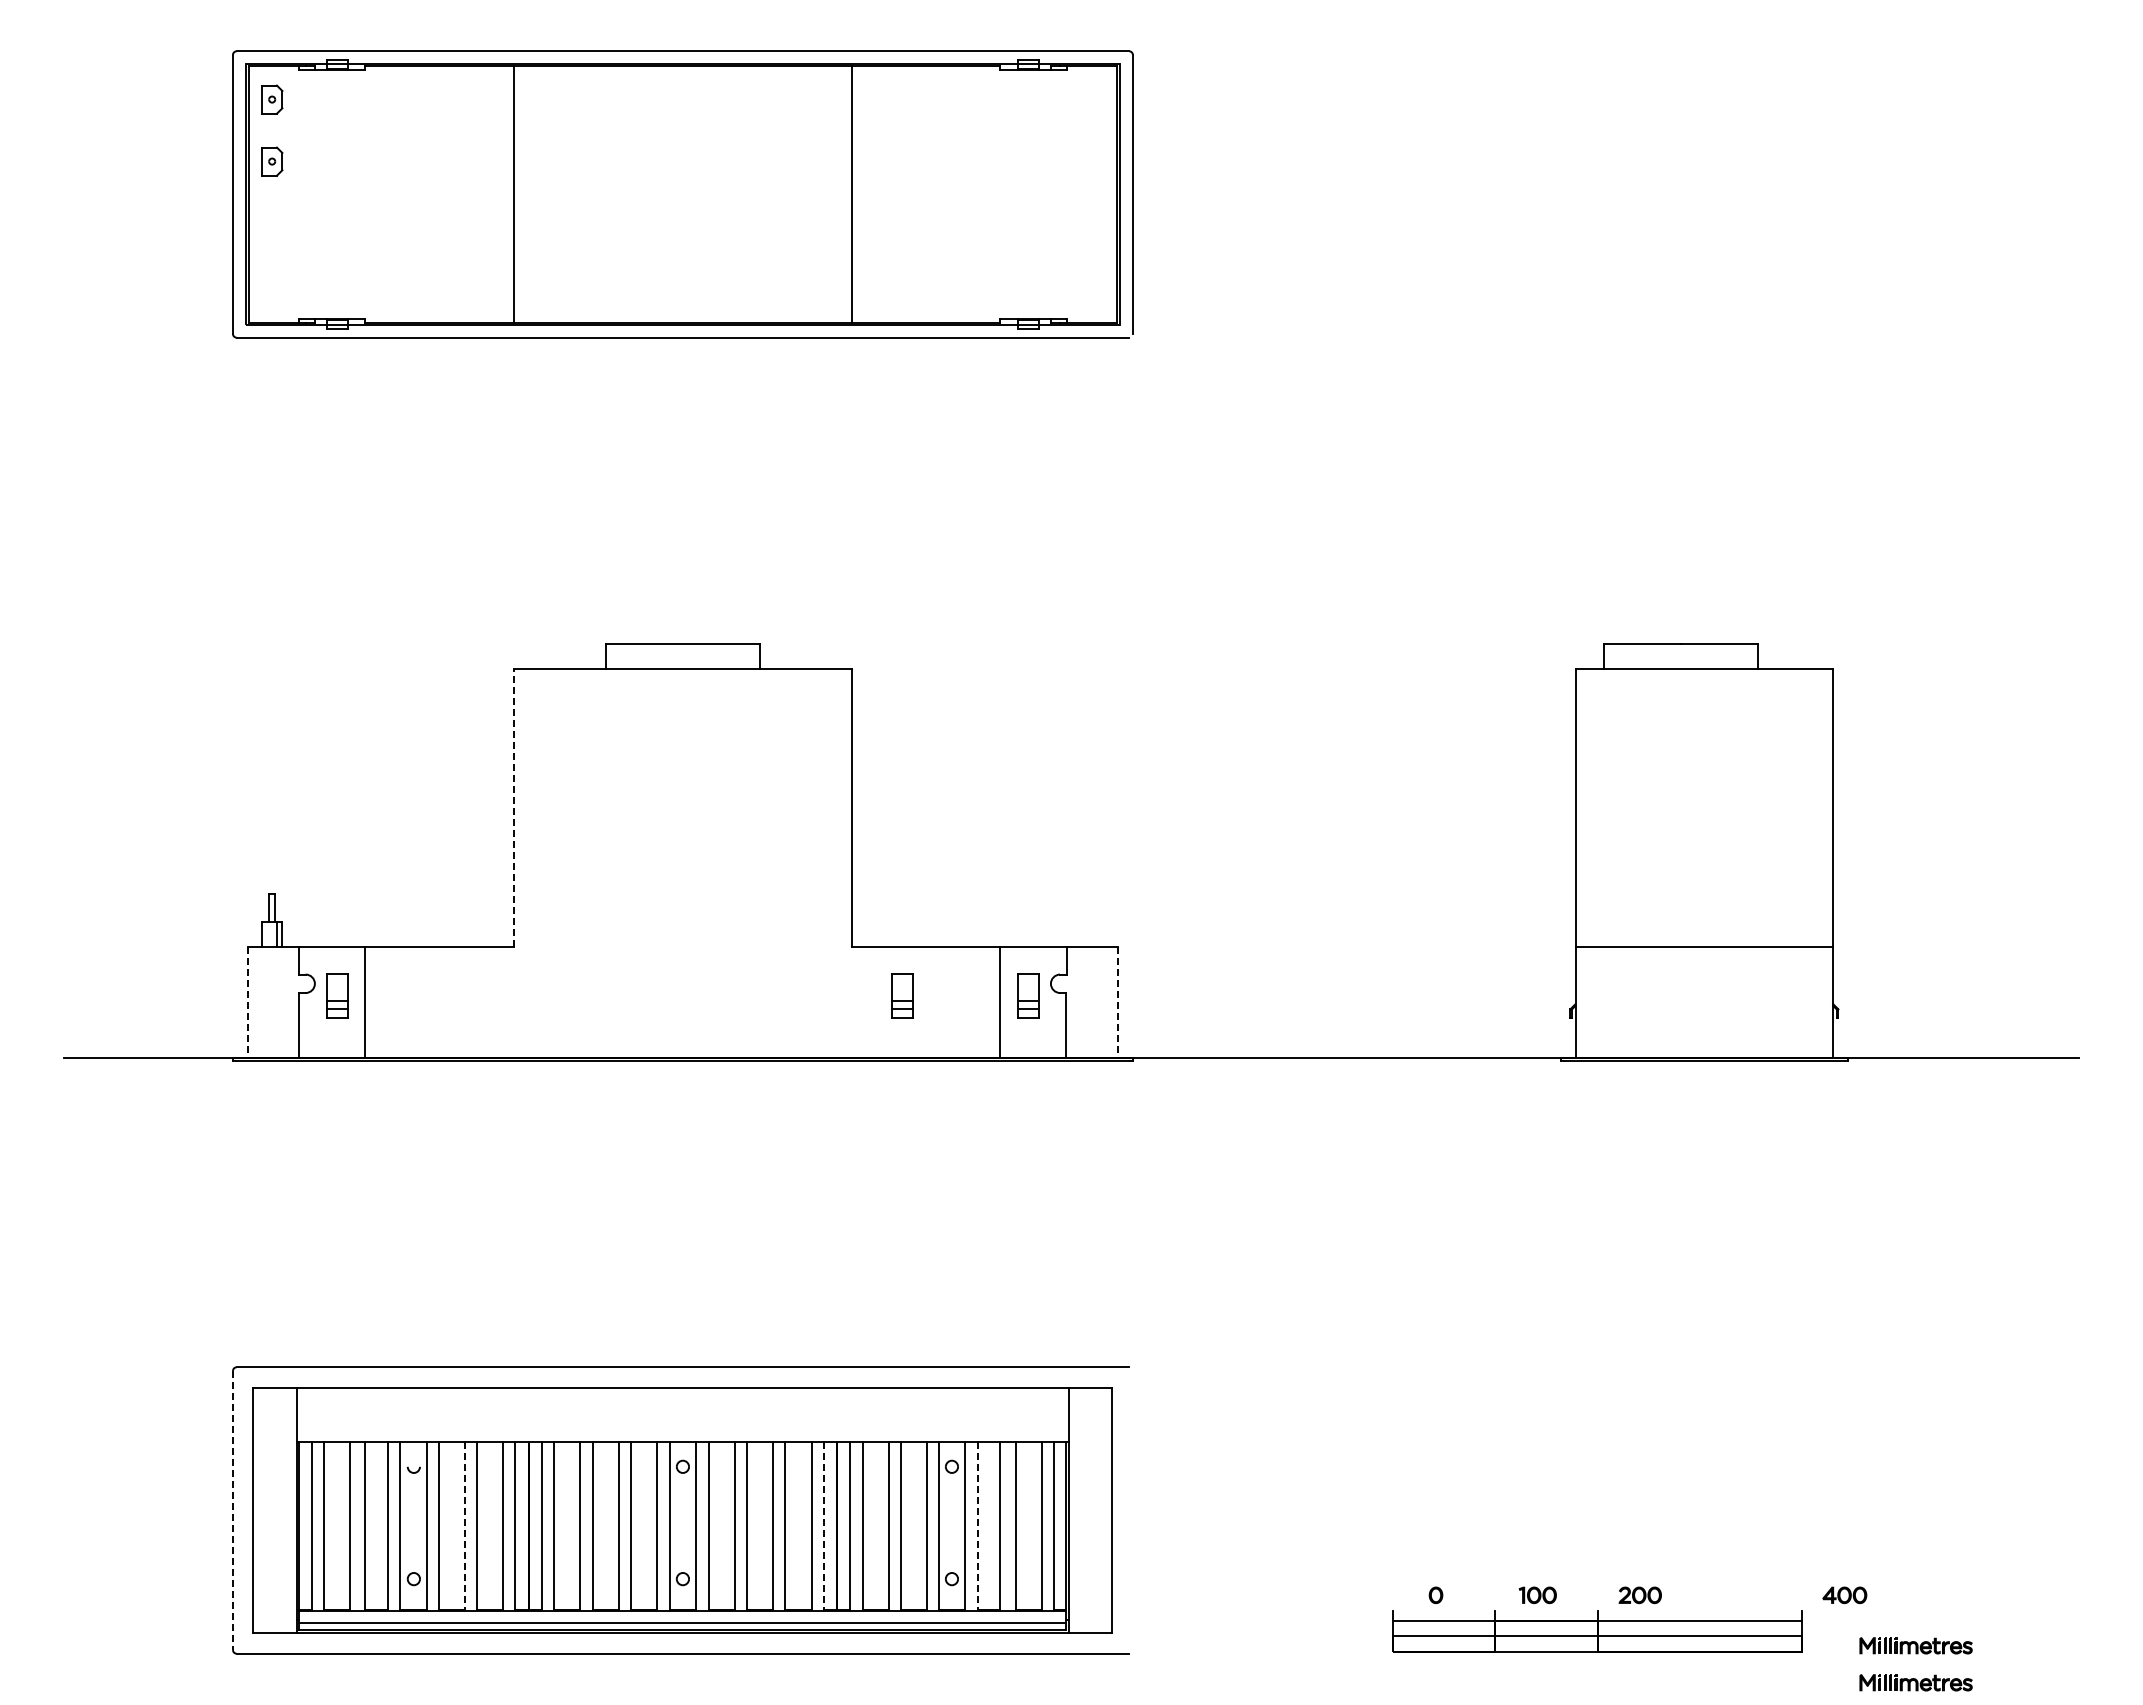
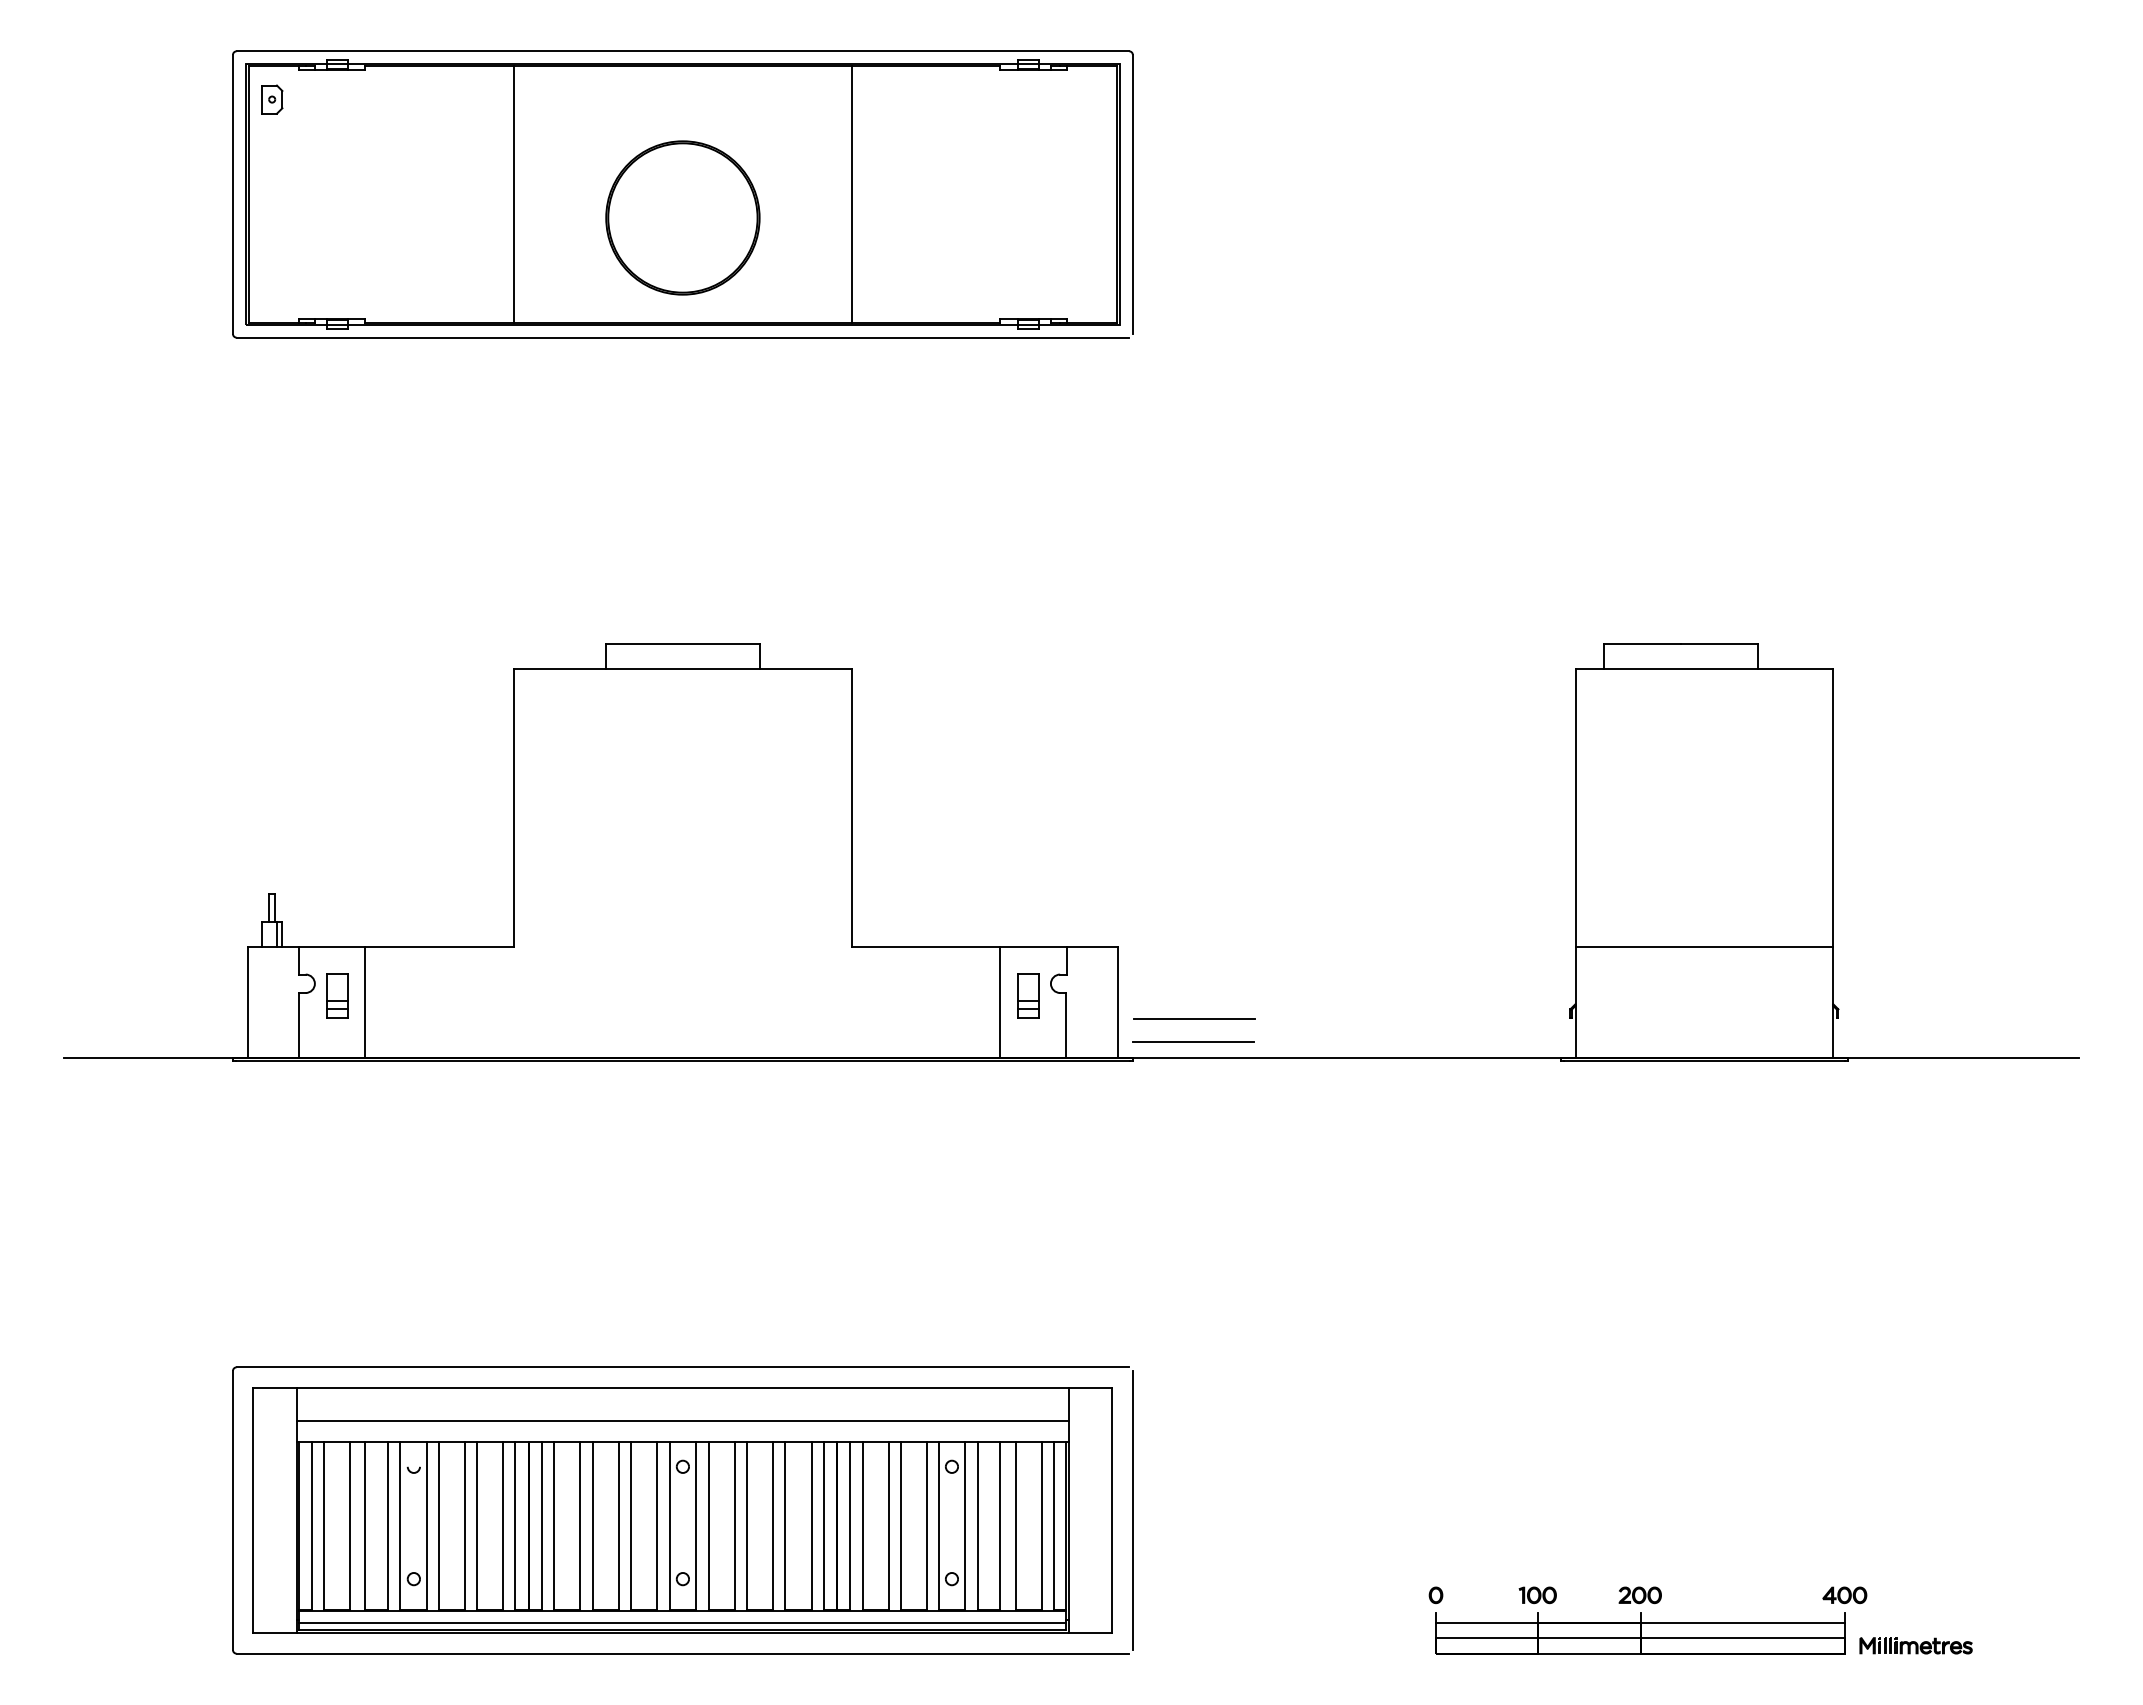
part: present -> none (272, 161)
part: none -> present (682, 217)
line: dashed -> solid (514, 808)
part: present -> none (902, 995)
line: dashed -> solid (248, 1003)
line: dashed -> solid (1117, 1003)
line: none -> present (1193, 1019)
line: none -> present (1193, 1041)
line: none -> present (682, 1420)
line: dashed -> solid (233, 1510)
line: none -> present (1132, 1510)
line: dashed -> solid (464, 1526)
line: dashed -> solid (823, 1526)
line: dashed -> solid (977, 1526)
part position: (1597, 1631) -> (1640, 1633) (1640, 1633)
part: present -> none (1915, 1682)
